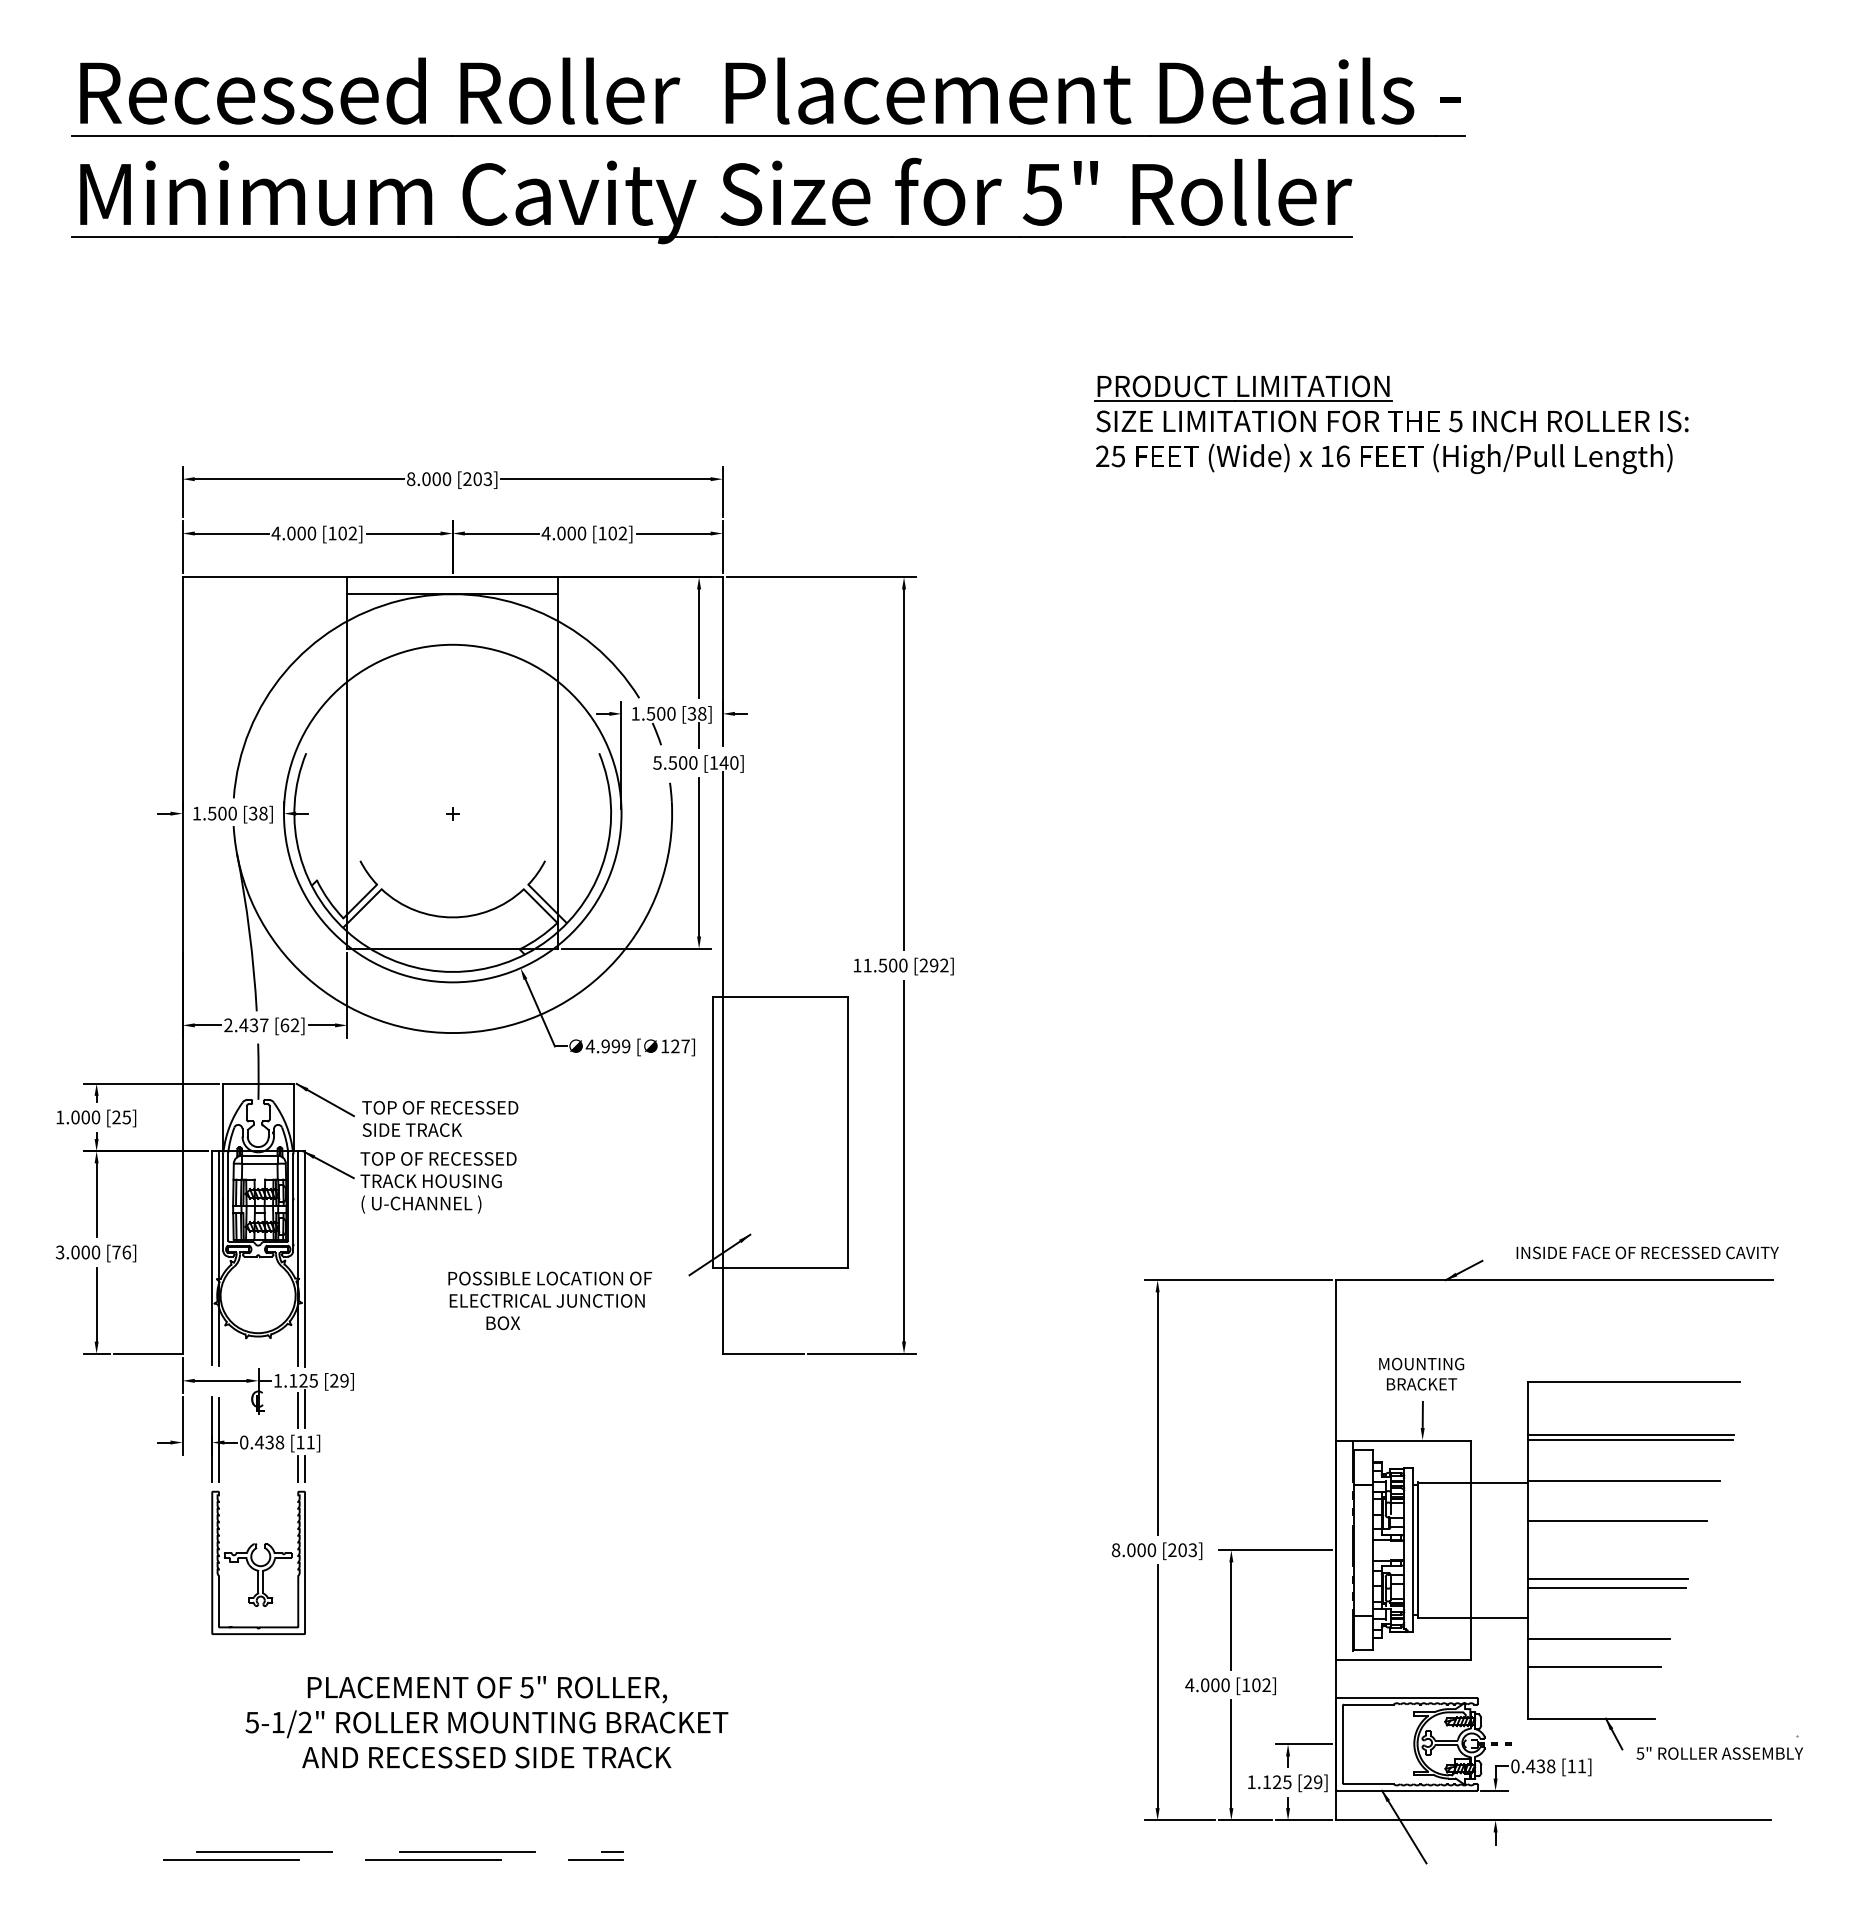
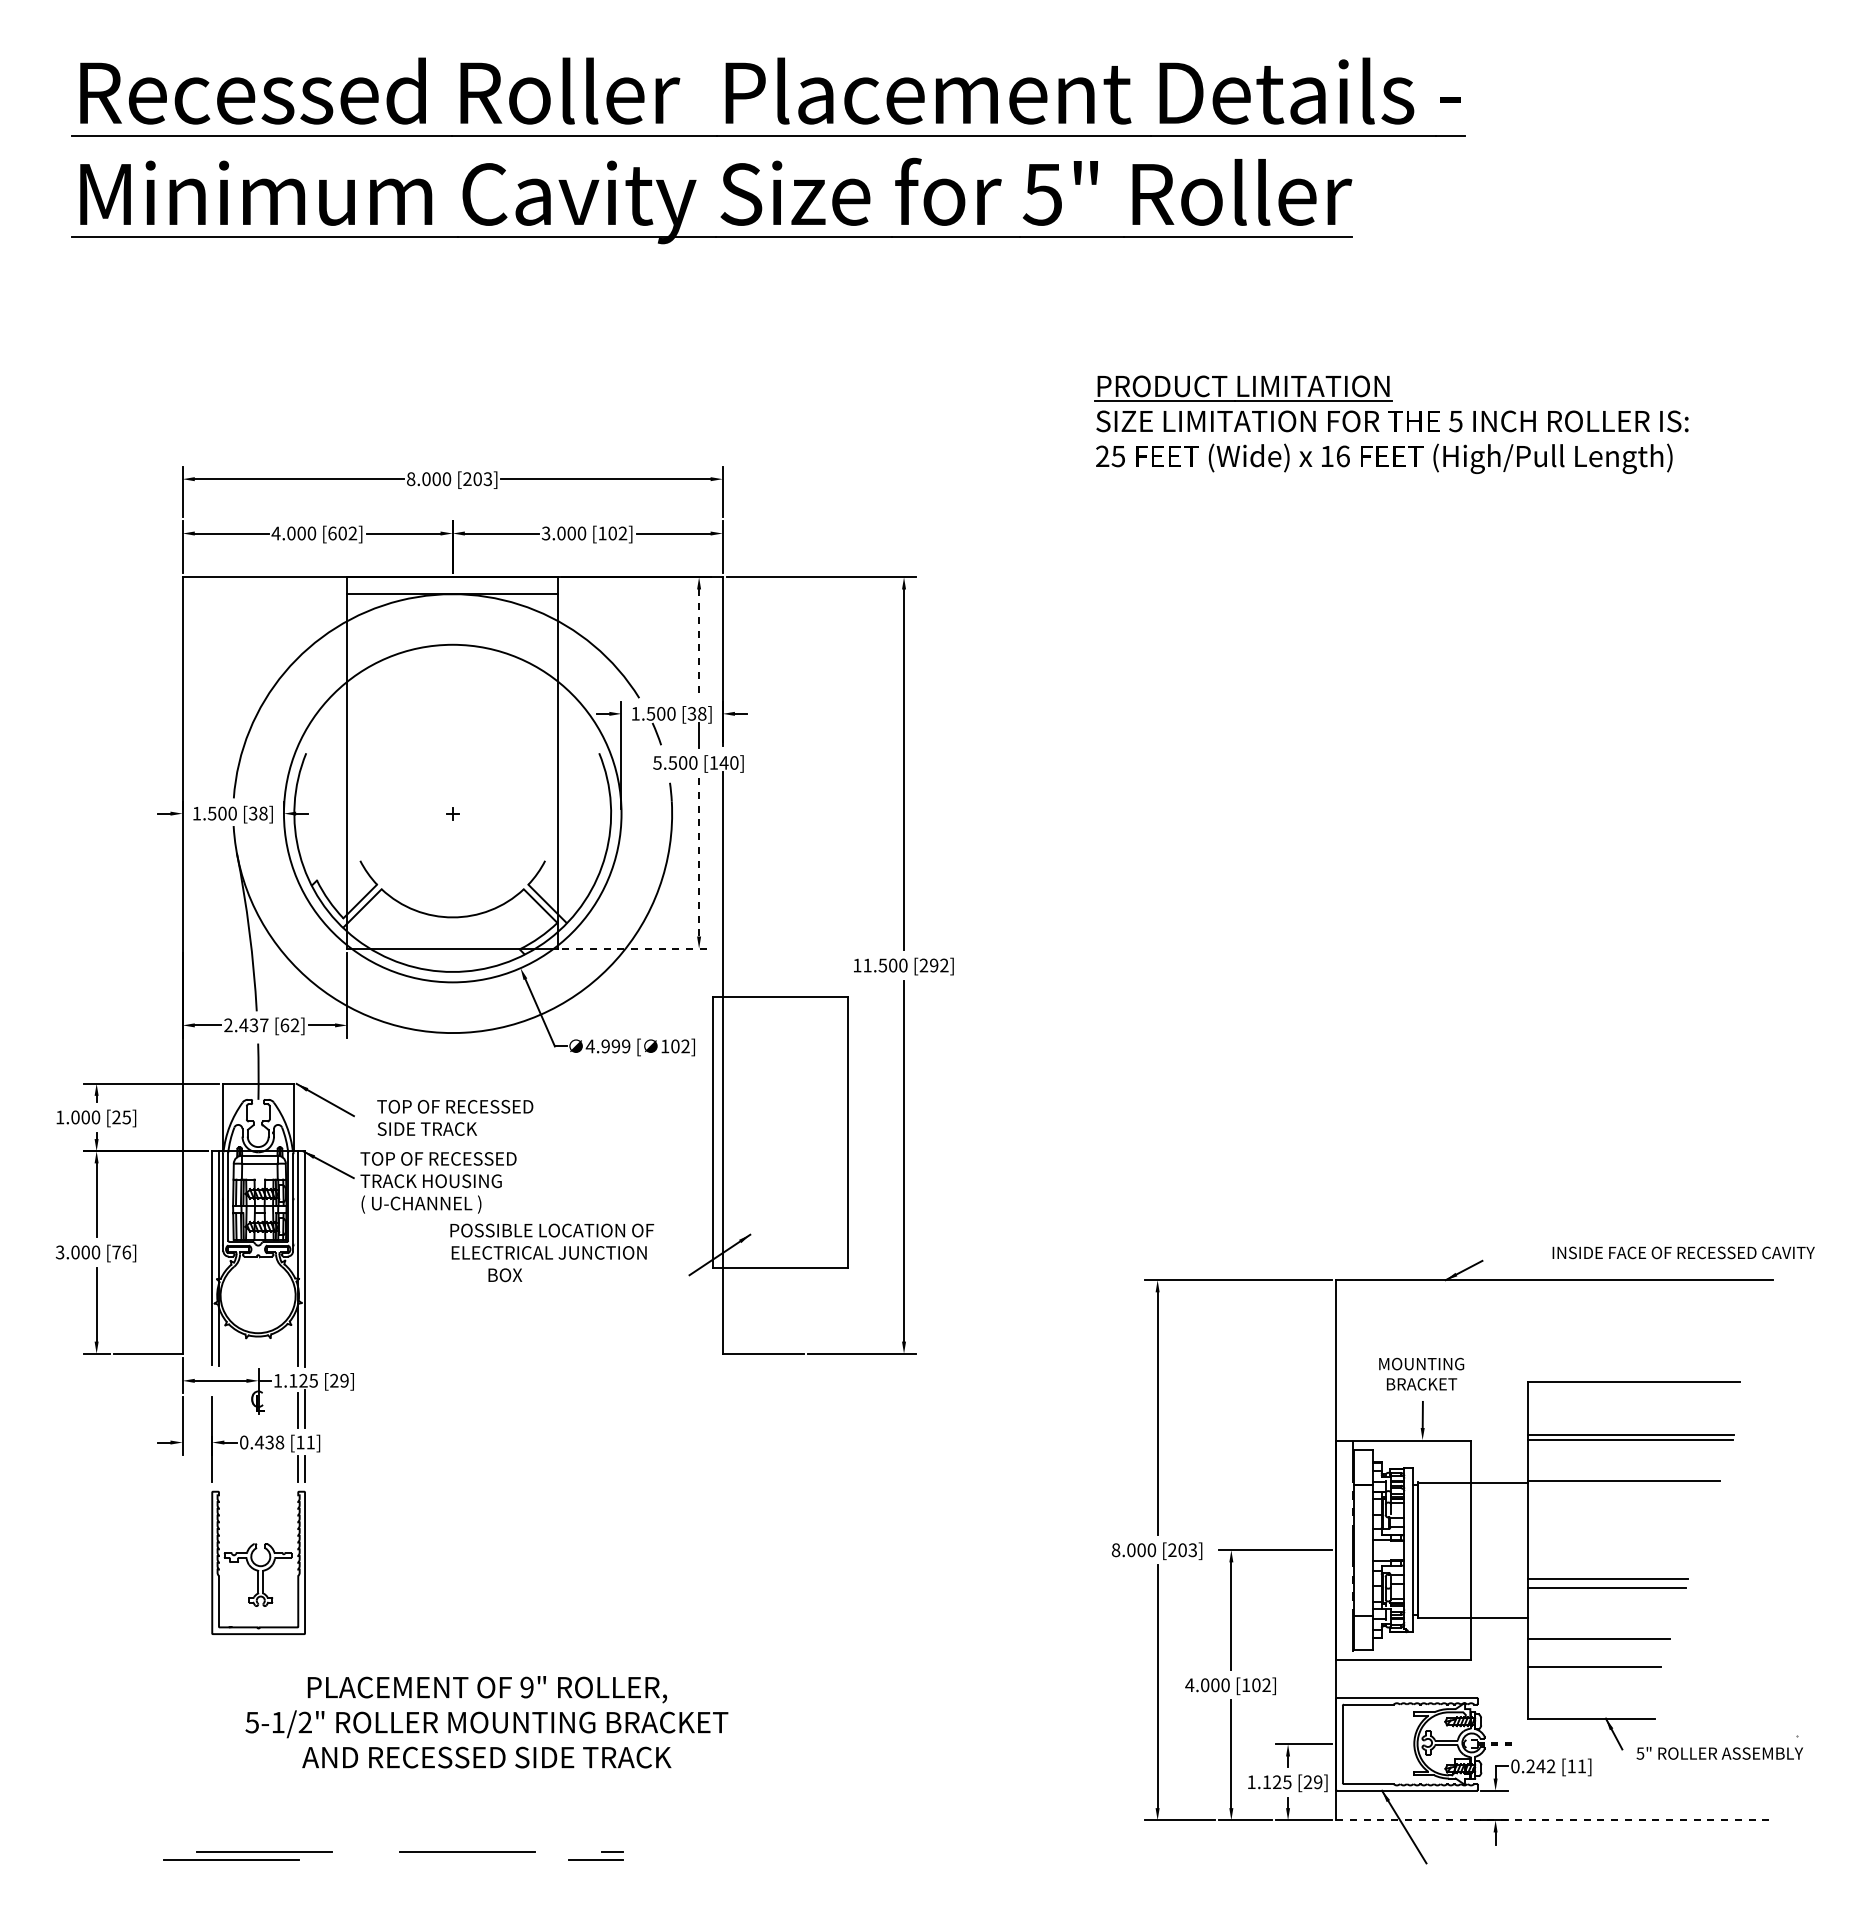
text: [102] -> [602] (332, 533)
text: 4.000 -> 3.000 (545, 533)
line: solid -> dashed (699, 644)
line: solid -> dashed (699, 856)
line: solid -> dashed (637, 948)
text: 127] -> 102] (680, 1046)
text position: (440, 1118) -> (455, 1117) (455, 1117)
text position: (1647, 1252) -> (1683, 1252) (1683, 1252)
text position: (550, 1300) -> (552, 1252) (552, 1252)
line: present -> none (219, 1439)
line: present -> none (1616, 1521)
text: 5" -> 9" (526, 1687)
text: 0.438 -> 0.242 (1540, 1766)
line: solid -> dashed (1553, 1820)
line: present -> none (433, 1860)
